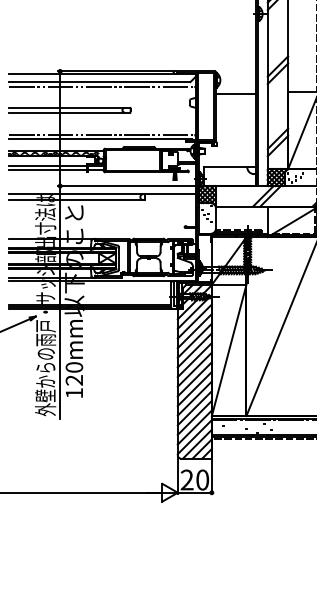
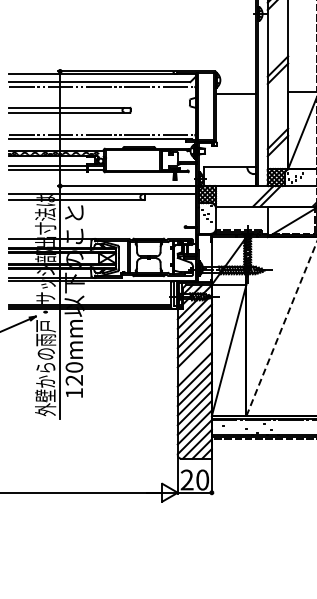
line: solid -> dashed (281, 328)
line: present -> none (194, 360)
